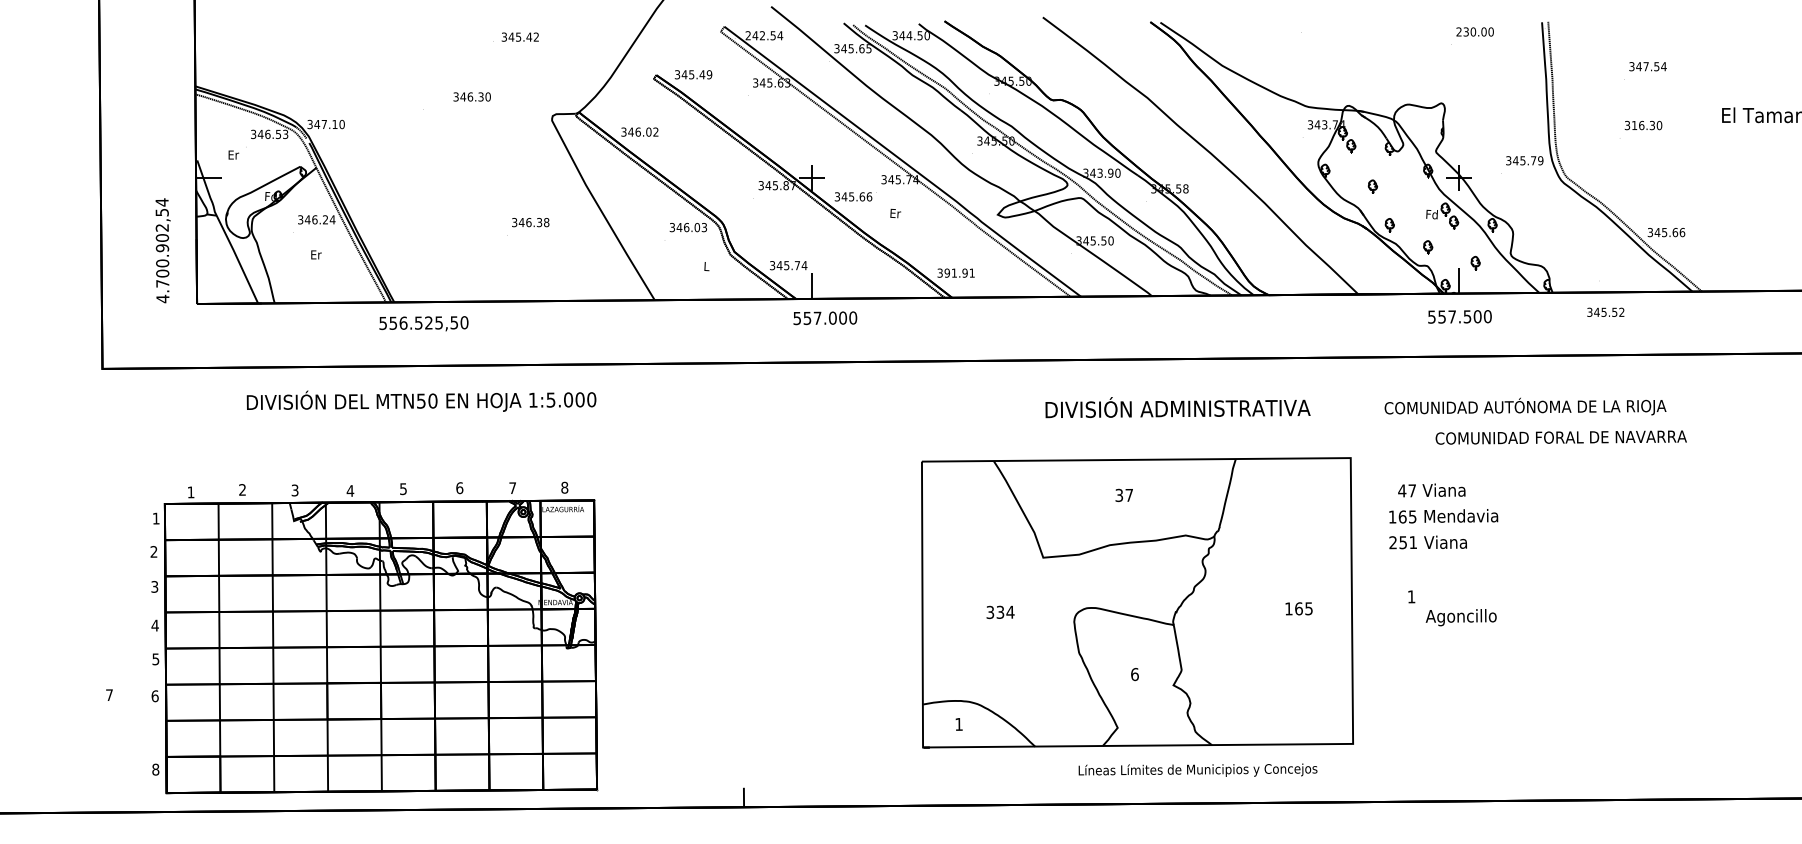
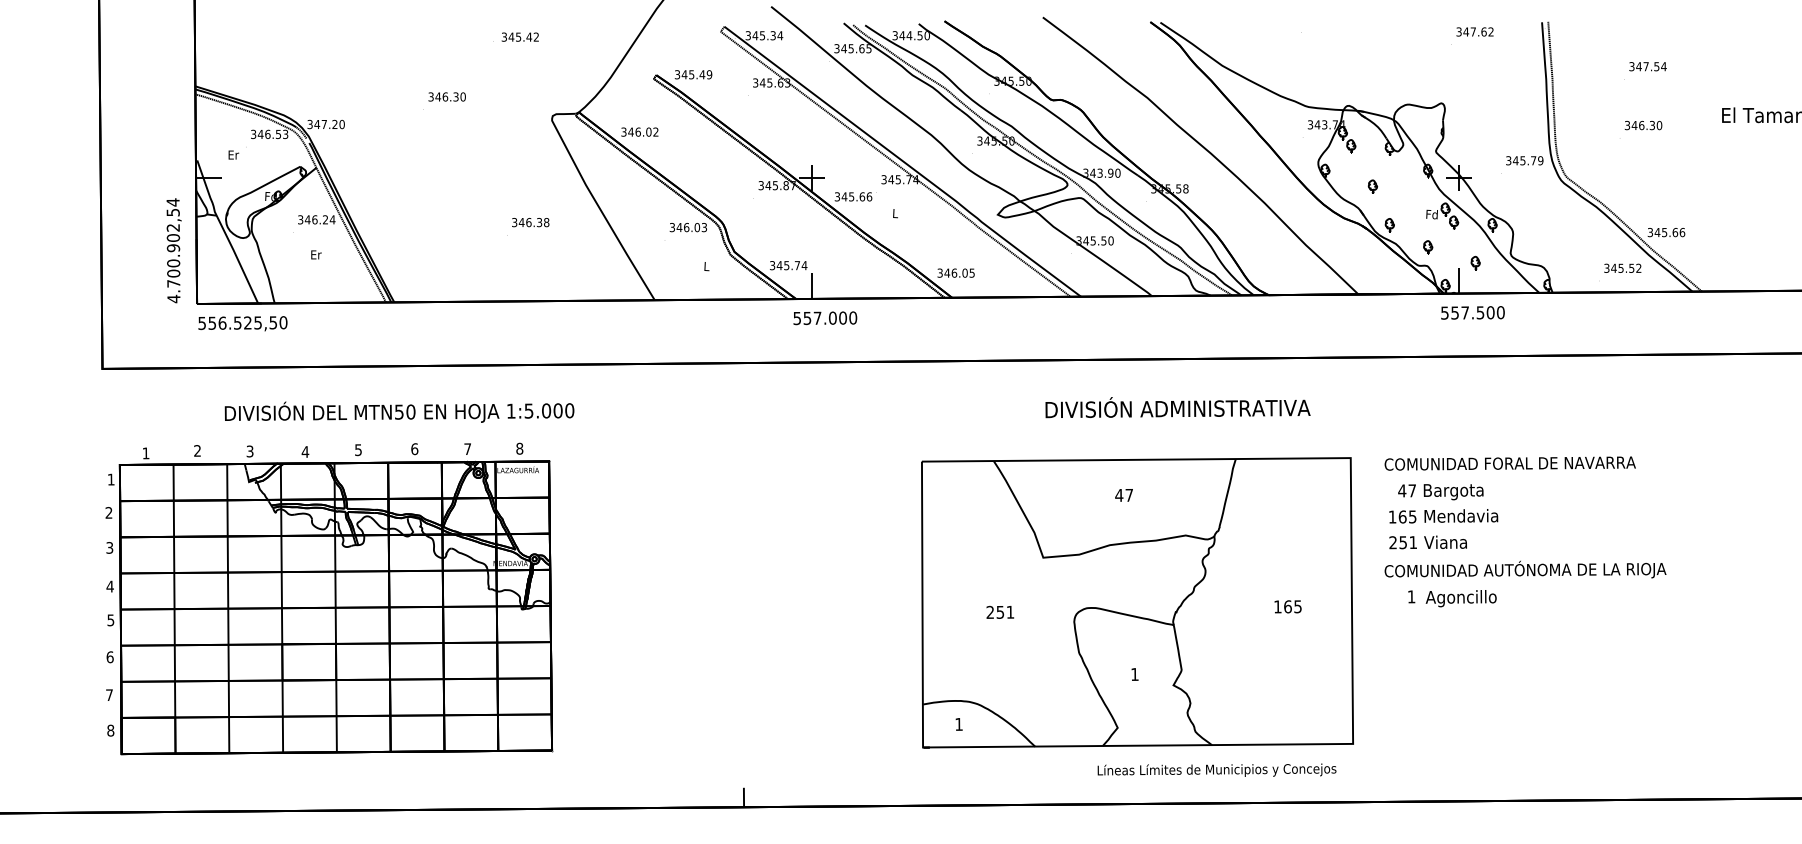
text: 230.00 -> 347.62 (1474, 31)
text: 242.54 -> 345.34 (760, 35)
text position: (471, 96) -> (446, 96) (446, 96)
text: 347.10 -> 347.20 (334, 123)
text: 316.30 -> 346.30 (1634, 125)
text: Er -> L (895, 213)
text position: (162, 250) -> (173, 250) (173, 250)
text: 391.91 -> 346.05 (959, 272)
text position: (1605, 311) -> (1622, 267) (1622, 267)
text position: (1459, 316) -> (1472, 312) (1472, 312)
text position: (423, 323) -> (242, 323) (242, 323)
text position: (421, 400) -> (399, 411) (399, 411)
text position: (1525, 406) -> (1525, 569) (1525, 569)
text position: (1560, 437) -> (1509, 463) (1509, 463)
text: Viana -> Bargota (1452, 491)
text: 37 -> 47 (1119, 495)
text position: (1298, 608) -> (1287, 606) (1287, 606)
text: 334 -> 251 (1000, 612)
text position: (1460, 617) -> (1460, 598) (1460, 598)
part position: (374, 637) -> (329, 598) (329, 598)
text: 6 -> 1 (1134, 674)
text position: (1197, 769) -> (1216, 769) (1216, 769)
